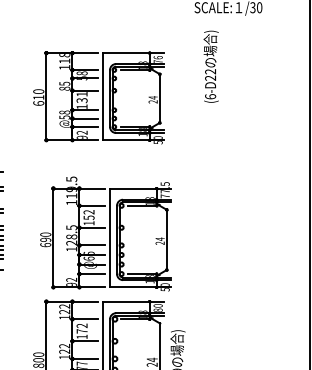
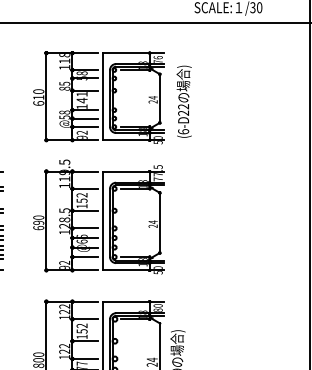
line: none -> present (155, 22)
text position: (210, 66) -> (183, 101) (183, 101)
text: 131 -> 141 (81, 100)
part position: (105, 233) -> (98, 216) (98, 216)
text: 172 -> 152 (81, 331)
